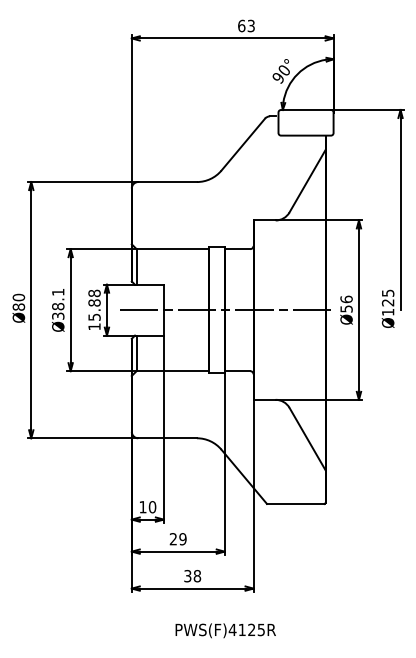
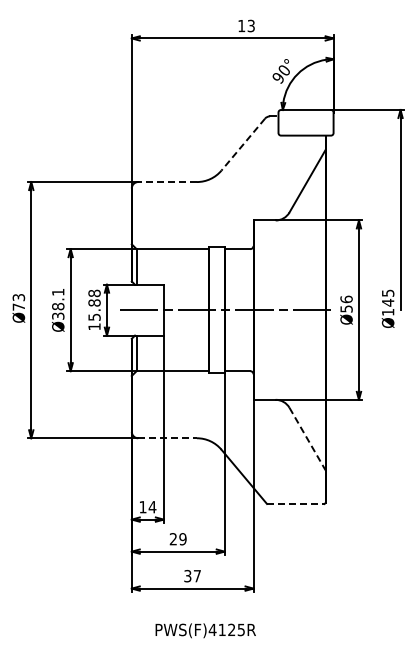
text: 63 -> 13 (241, 25)
line: solid -> dashed (243, 144)
line: solid -> dashed (167, 182)
text: Ø80 -> Ø73 (18, 301)
text: Ø125 -> Ø145 (387, 302)
line: solid -> dashed (168, 438)
line: solid -> dashed (307, 439)
line: solid -> dashed (295, 503)
text: 10 -> 14 (152, 507)
text: 38 -> 37 (197, 576)
text position: (225, 630) -> (205, 630) (205, 630)
